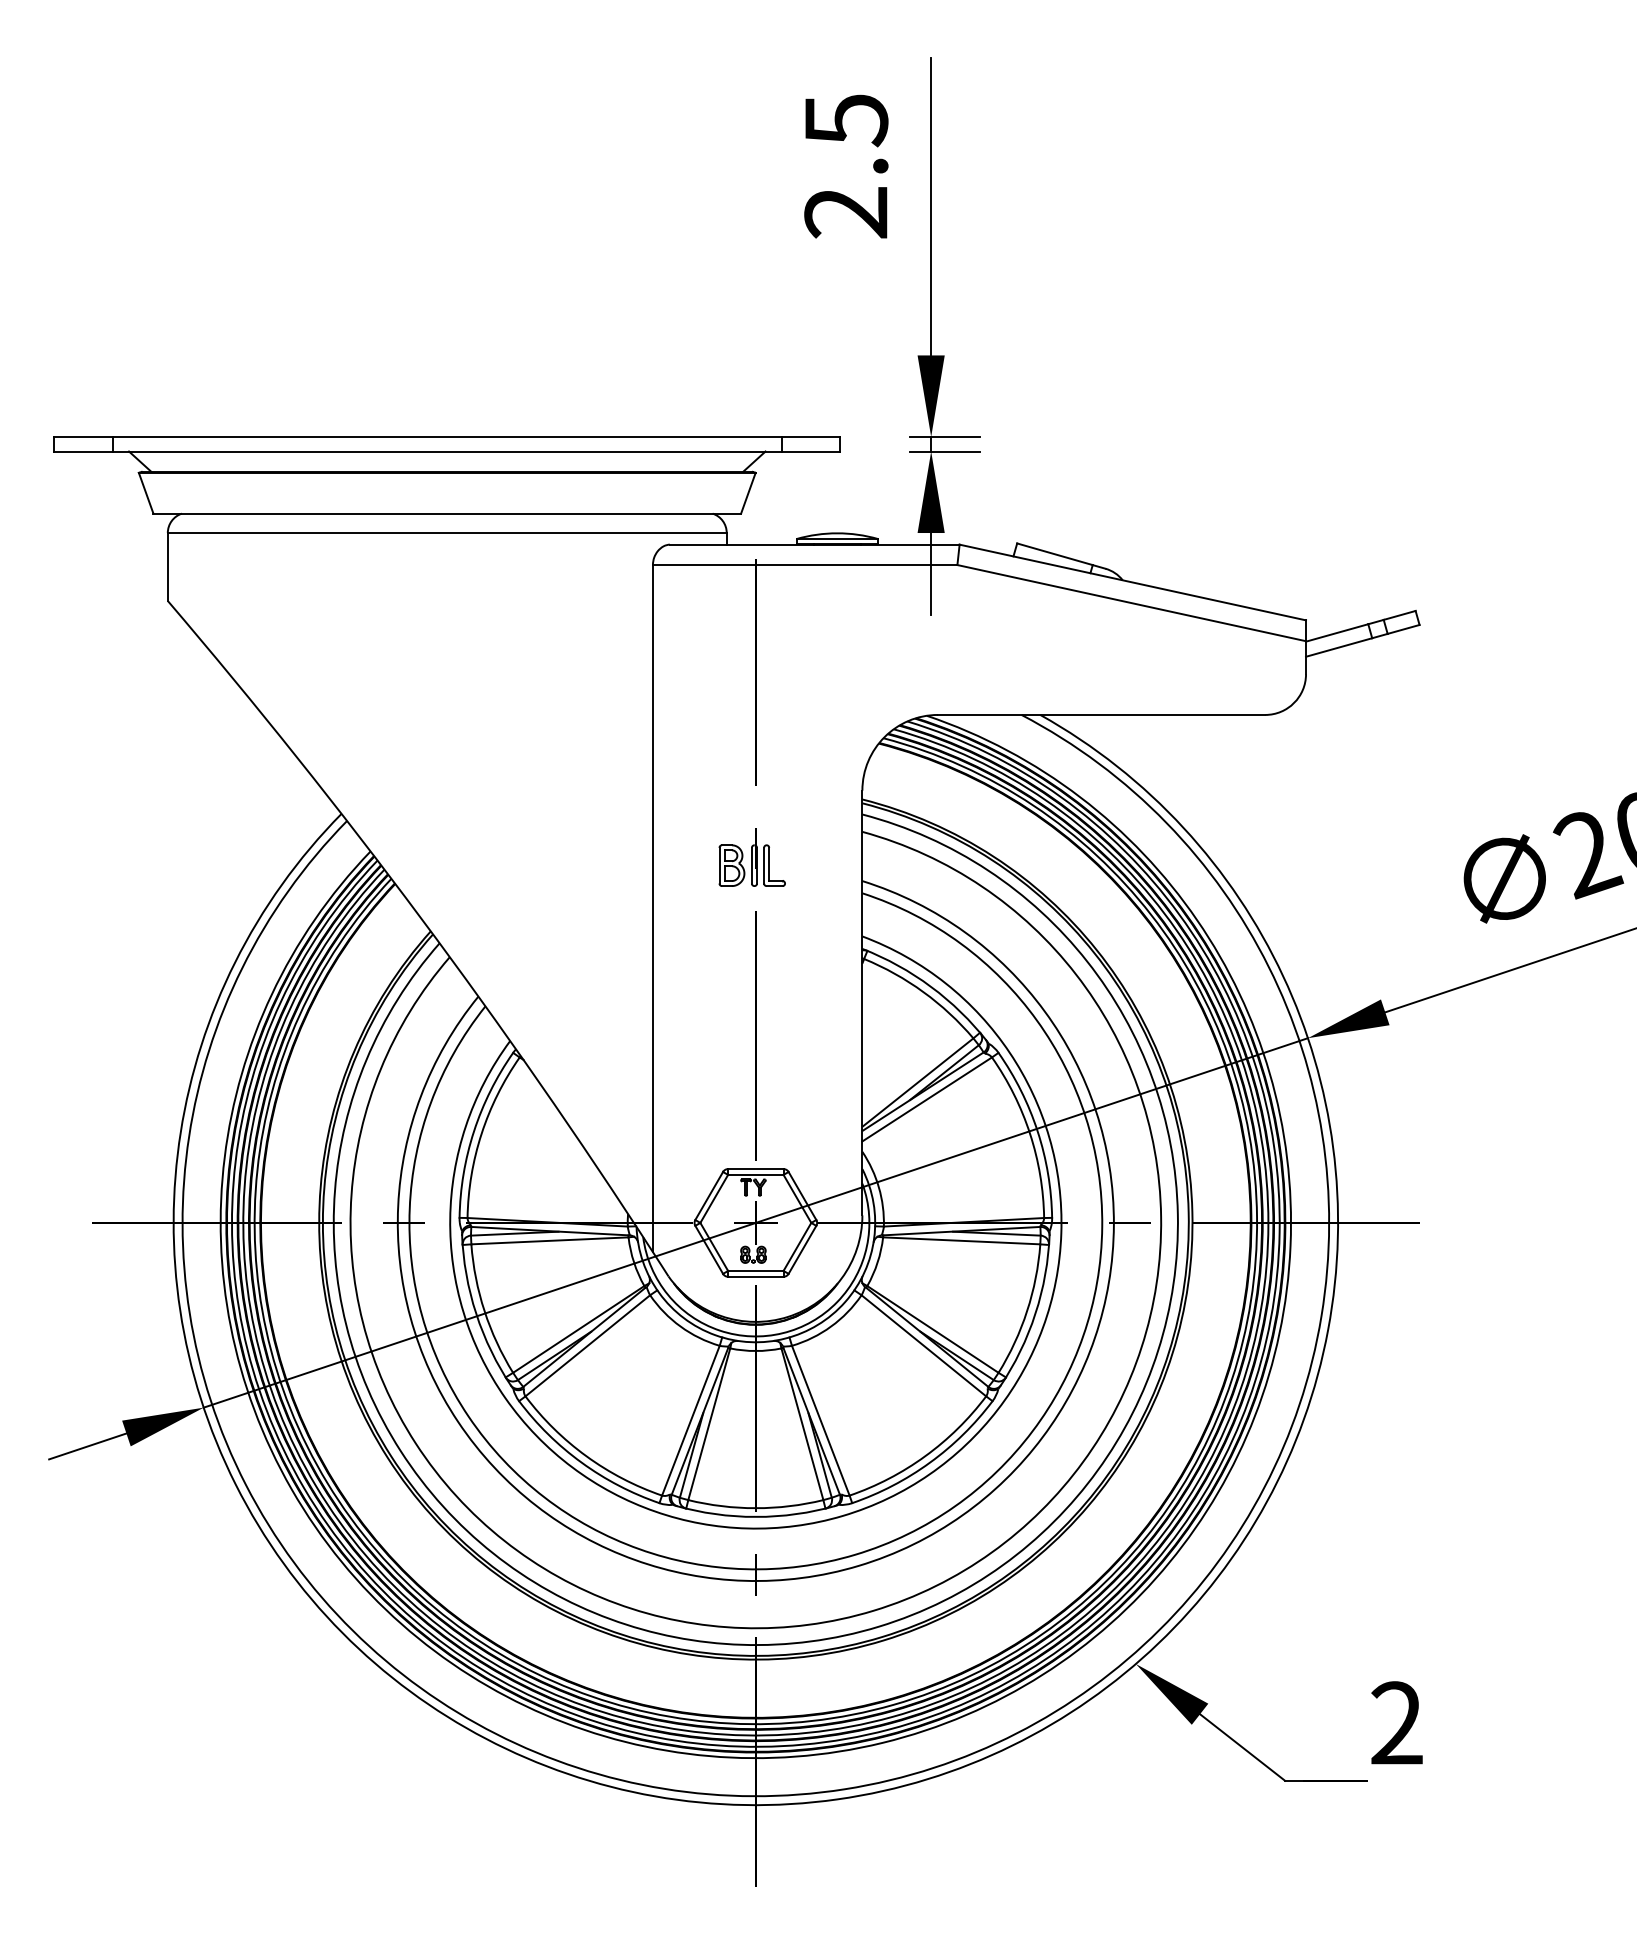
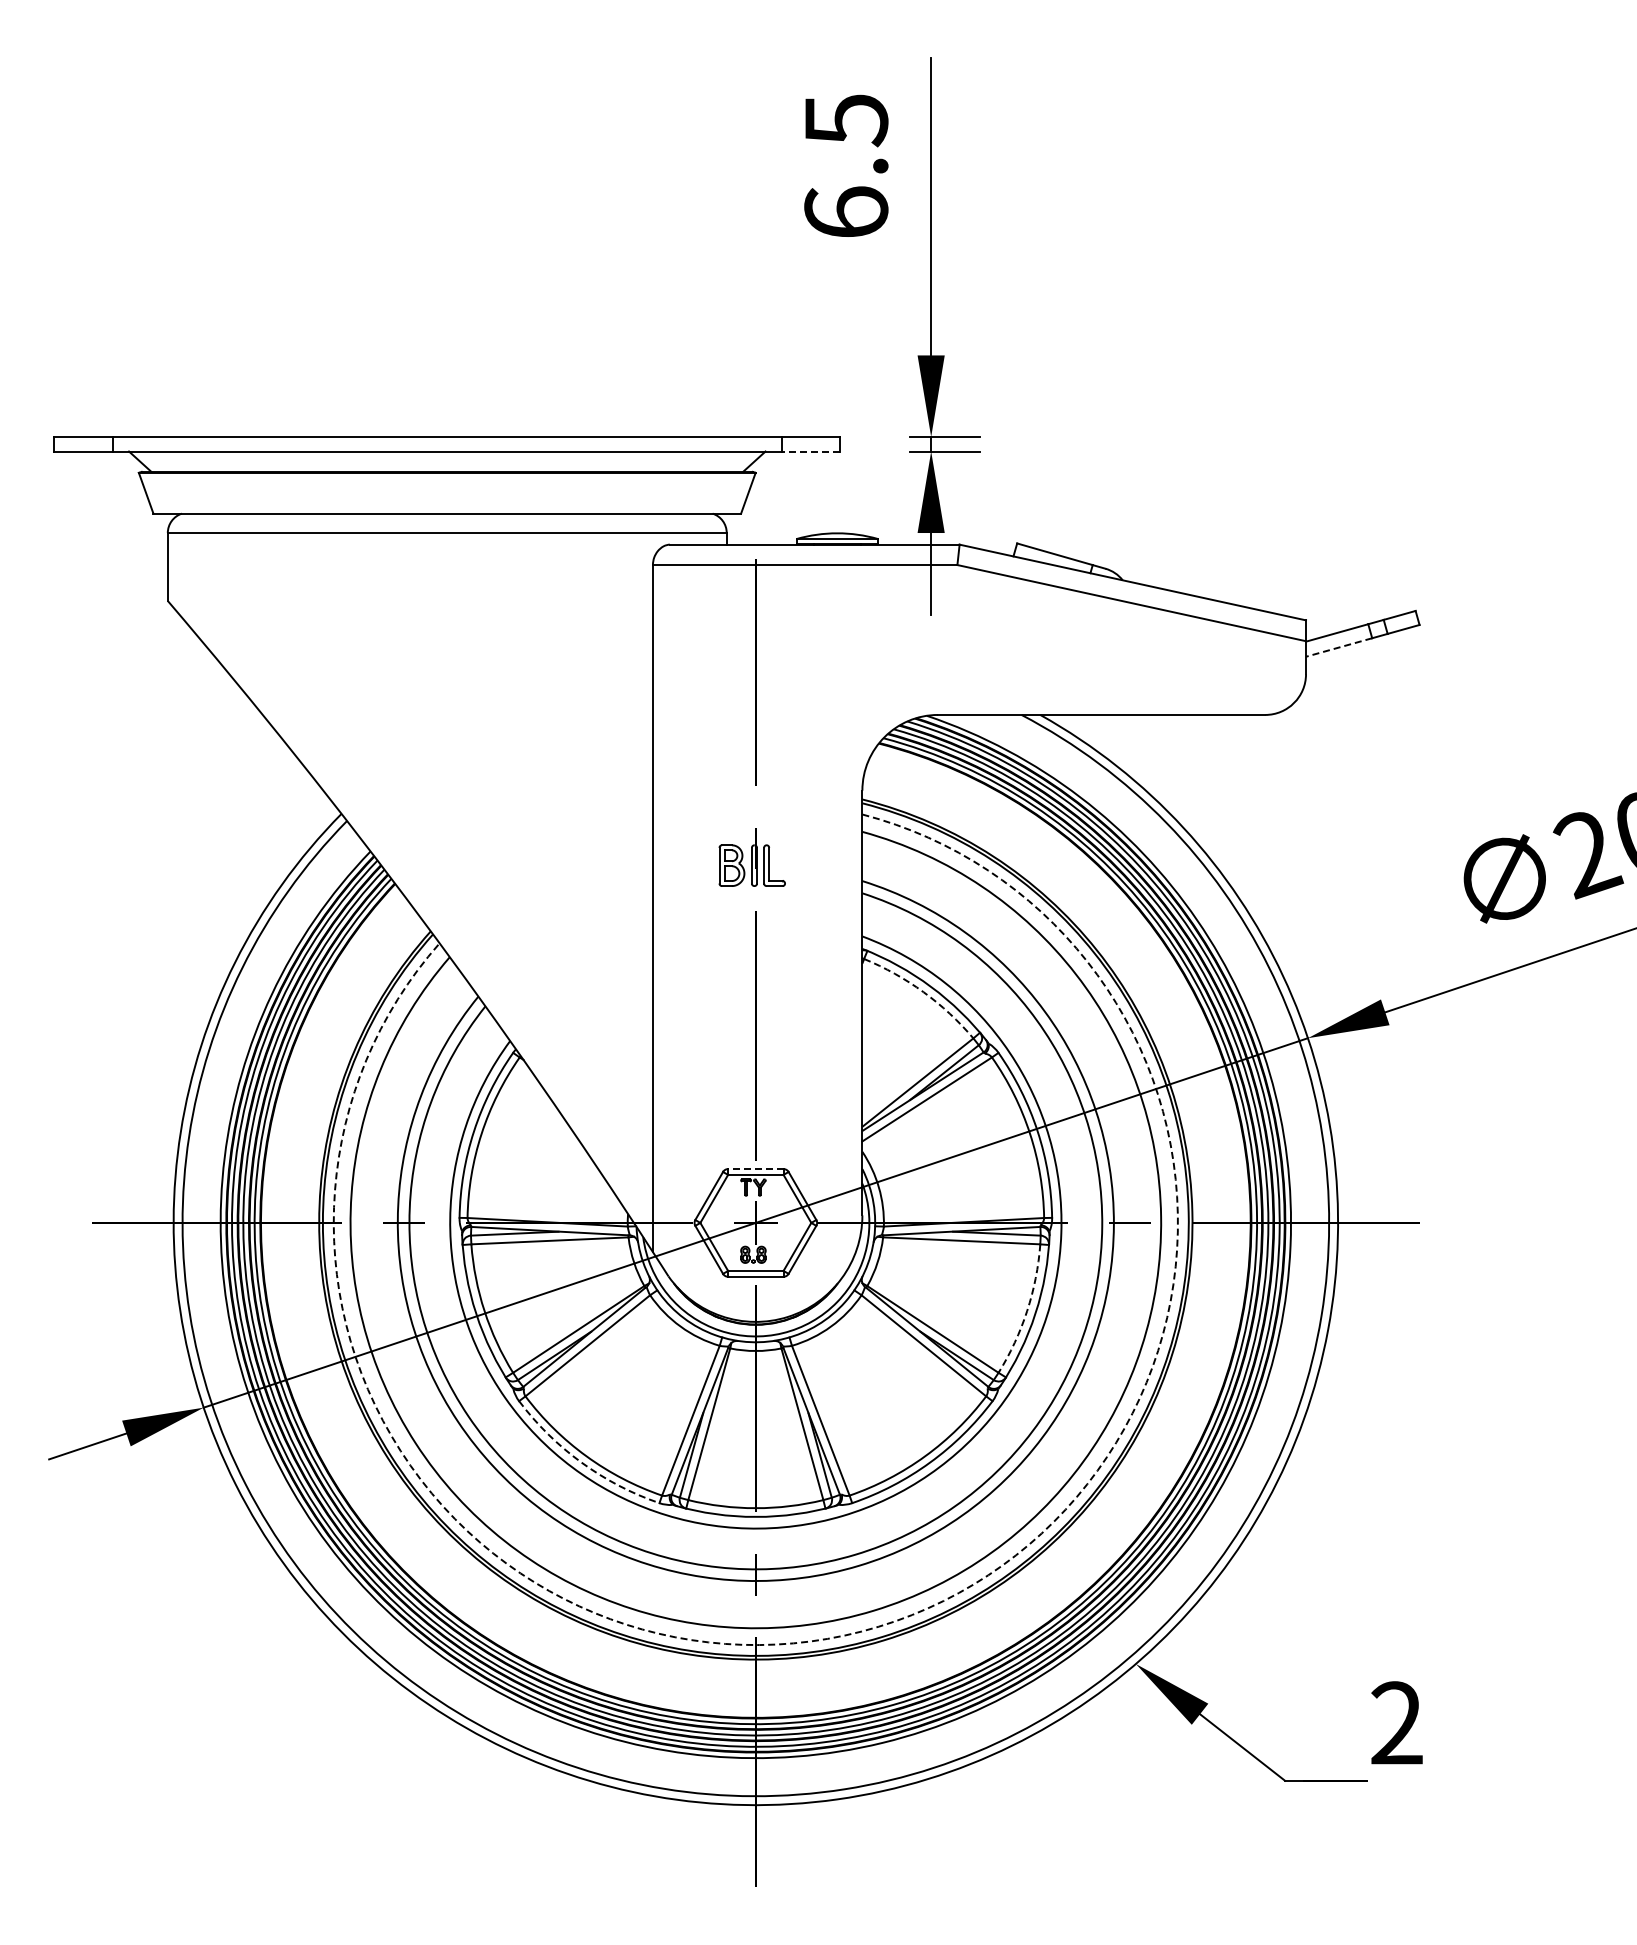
text: 2.5 -> 6.5 (846, 212)
line: solid -> dashed (810, 451)
line: solid -> dashed (1338, 647)
arc: solid -> dashed (923, 992)
line: solid -> dashed (755, 1169)
arc: solid -> dashed (1027, 1311)
arc: solid -> dashed (581, 1462)
arc: solid -> dashed (878, 1626)
